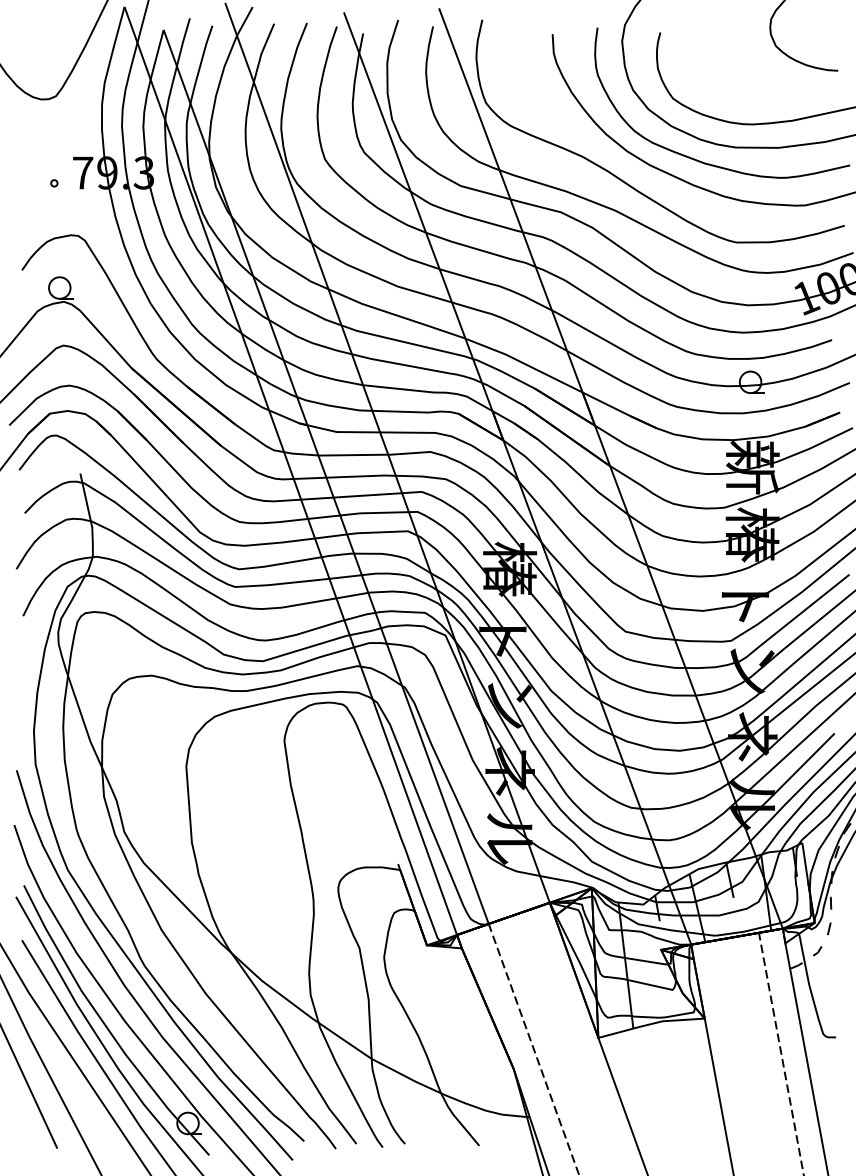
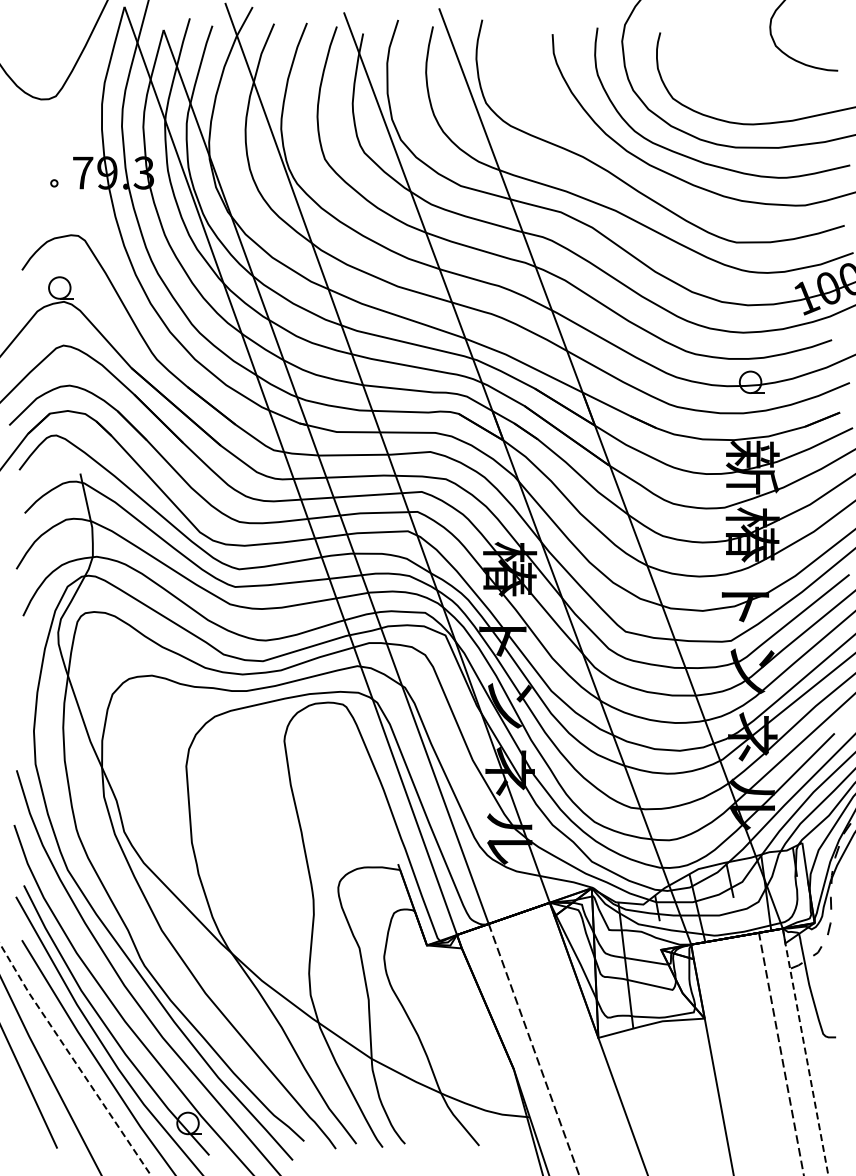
line: solid -> dashed (805, 1051)
line: solid -> dashed (73, 1059)
